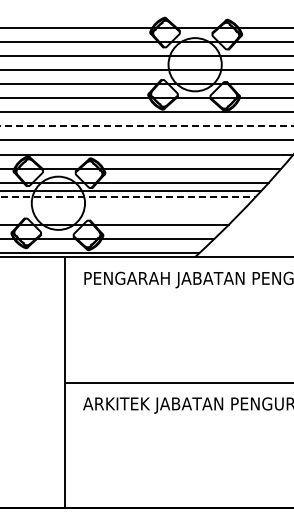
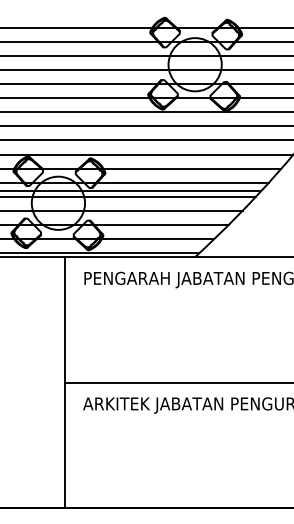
line: dashed -> solid (146, 126)
line: dashed -> solid (128, 196)
line: none -> present (122, 210)
